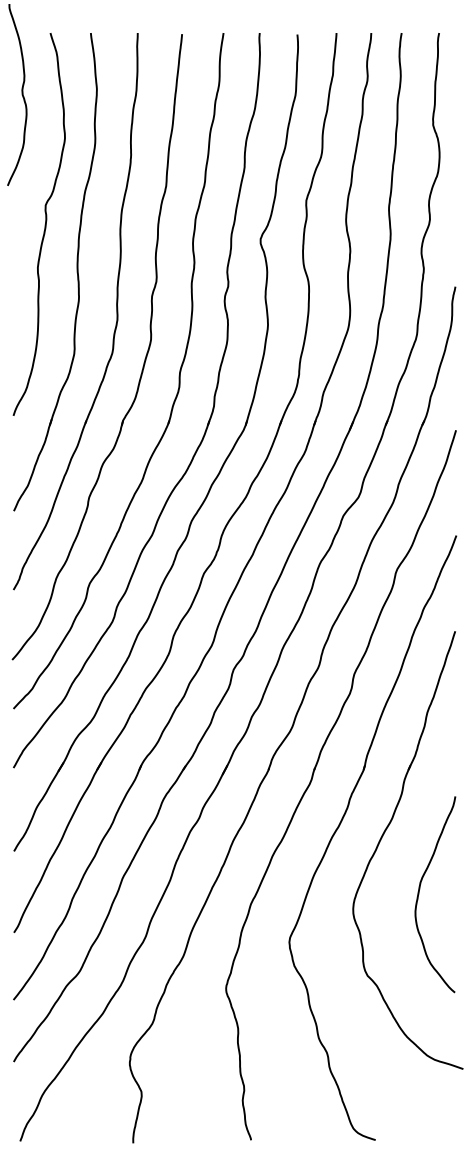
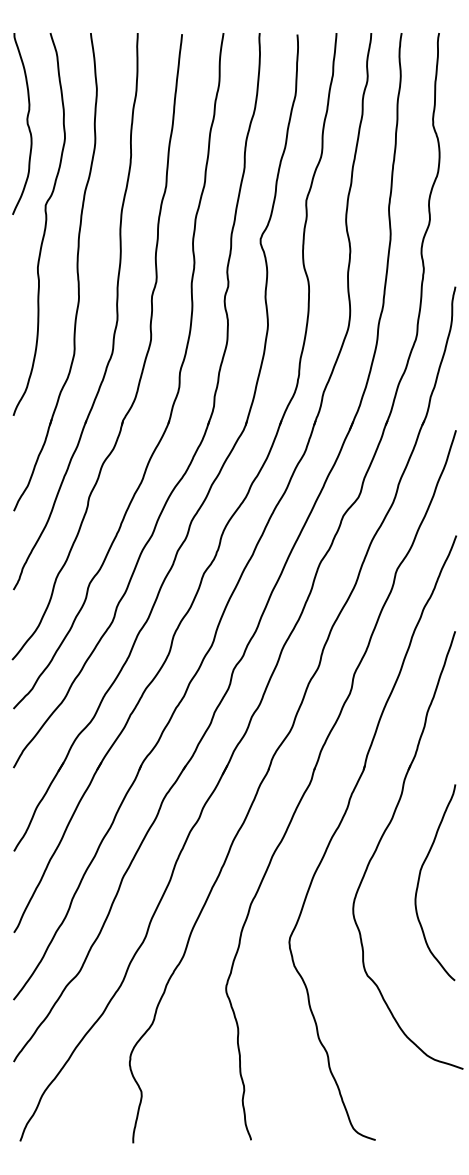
curve position: (21, 94) -> (26, 123) (26, 123)
curve position: (420, 889) -> (420, 877) (420, 877)
